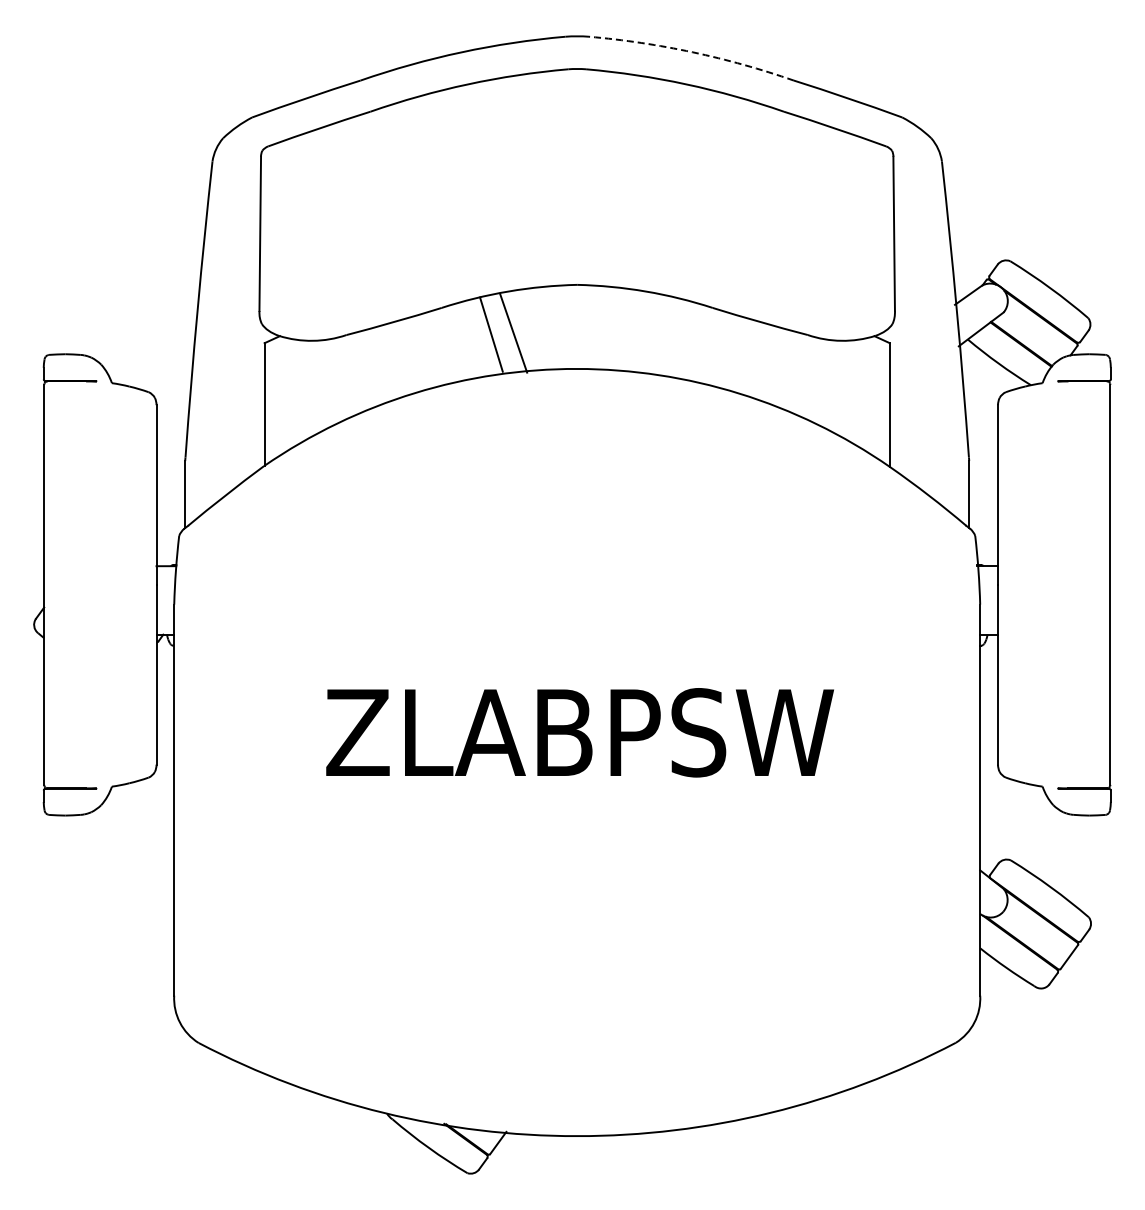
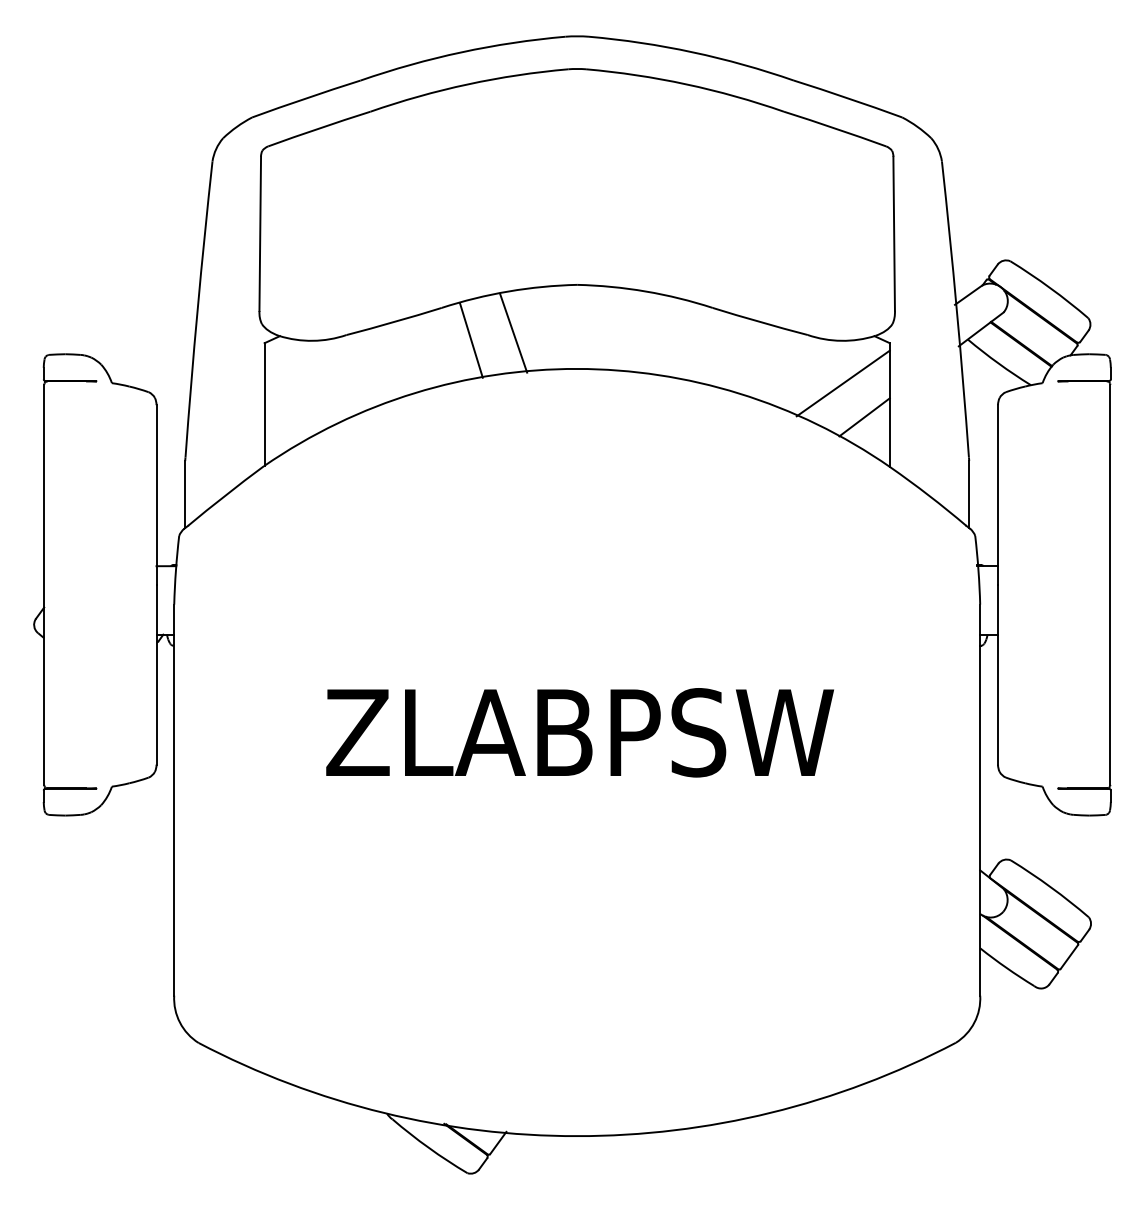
arc: dashed -> solid (692, 52)
line position: (491, 334) -> (471, 340) (471, 340)
line: none -> present (842, 383)
line: none -> present (864, 417)
